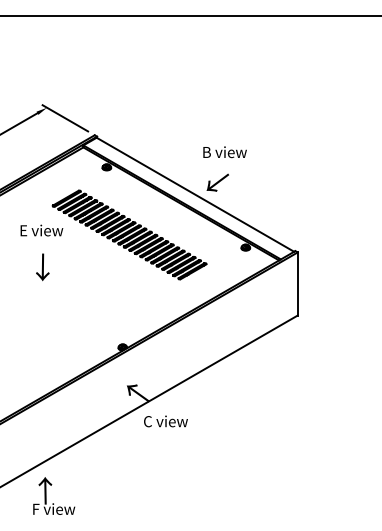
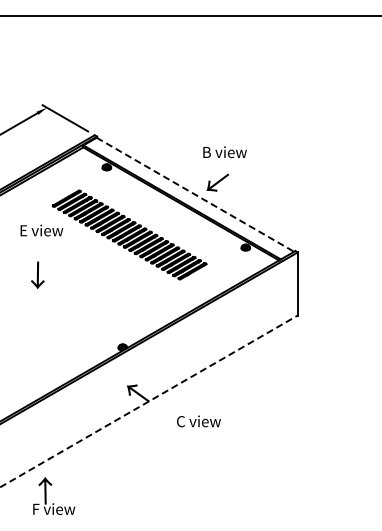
line: solid -> dashed (195, 195)
text position: (42, 267) -> (37, 275) (37, 275)
line: solid -> dashed (148, 401)
text position: (165, 421) -> (198, 421) (198, 421)
